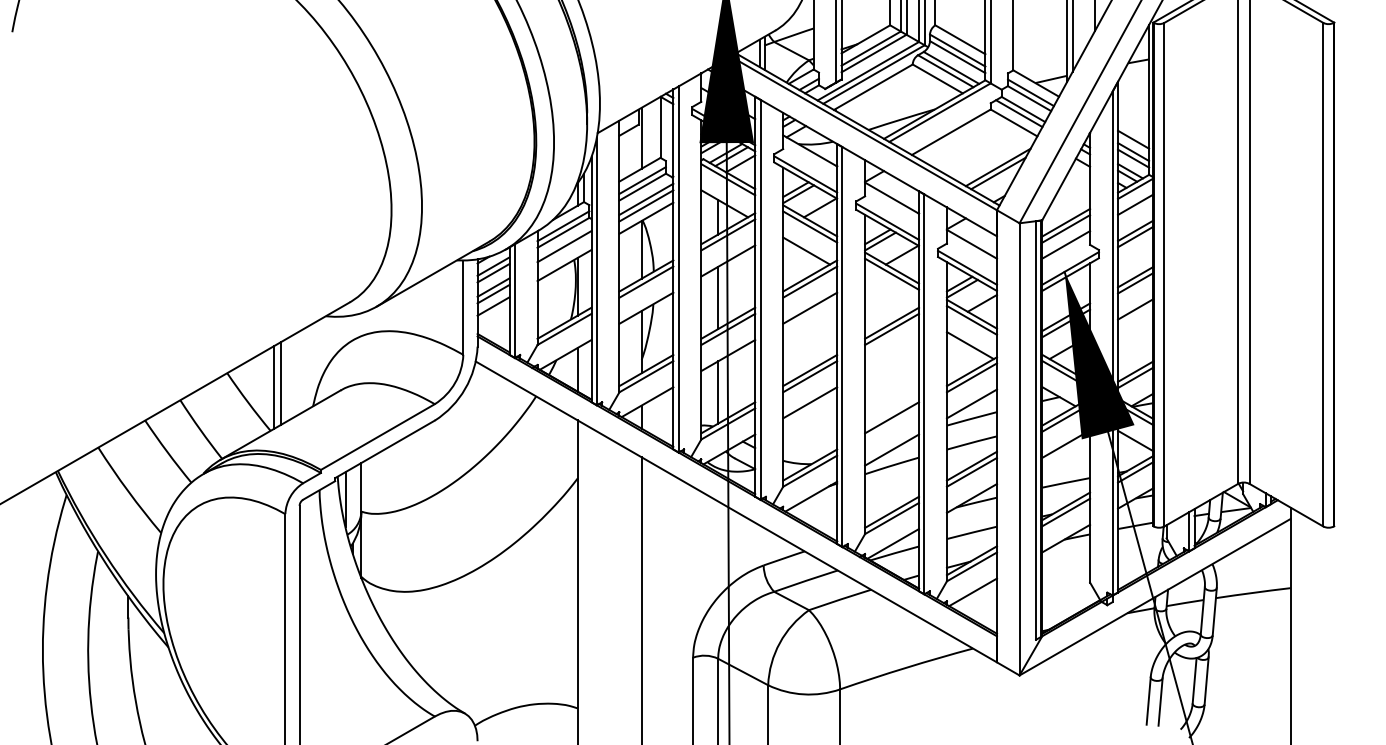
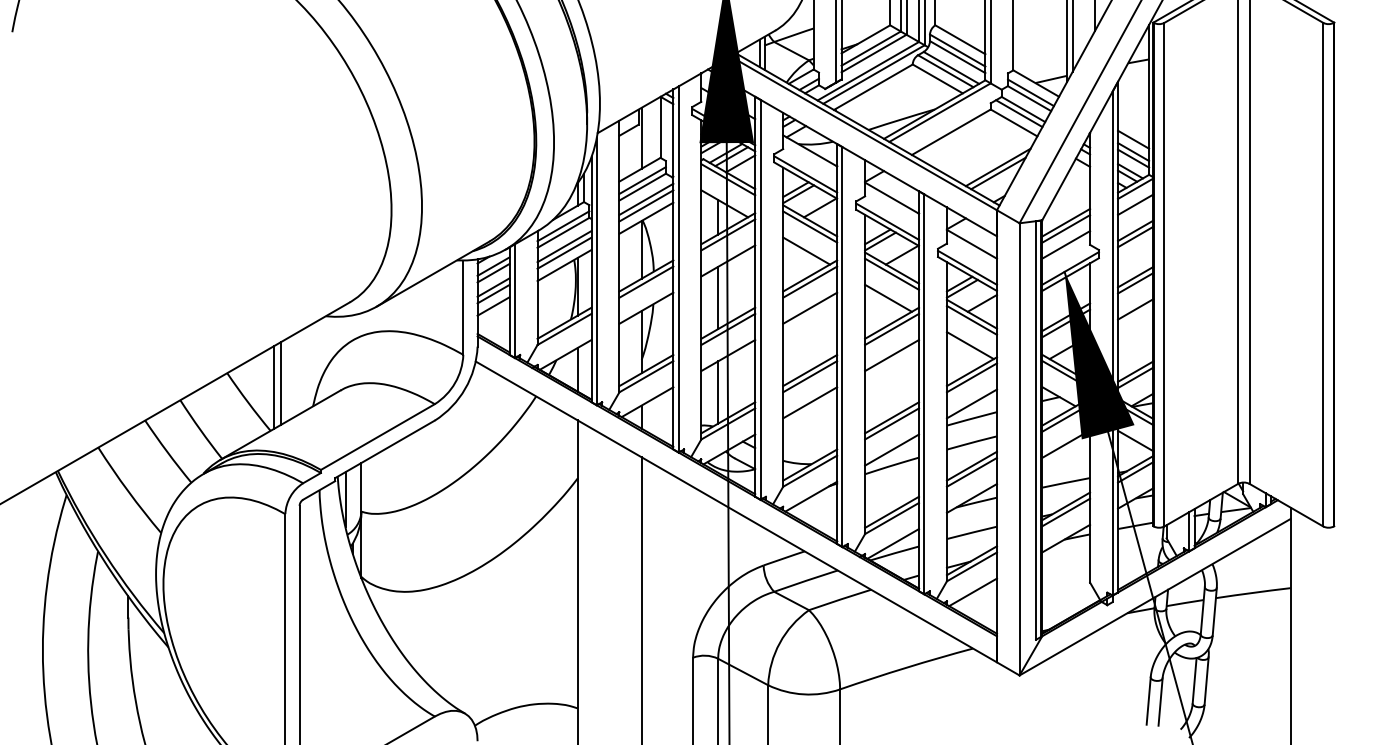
line: none -> present (564, 252)
line: none -> present (888, 297)
line: none -> present (892, 355)
line: none -> present (892, 423)
